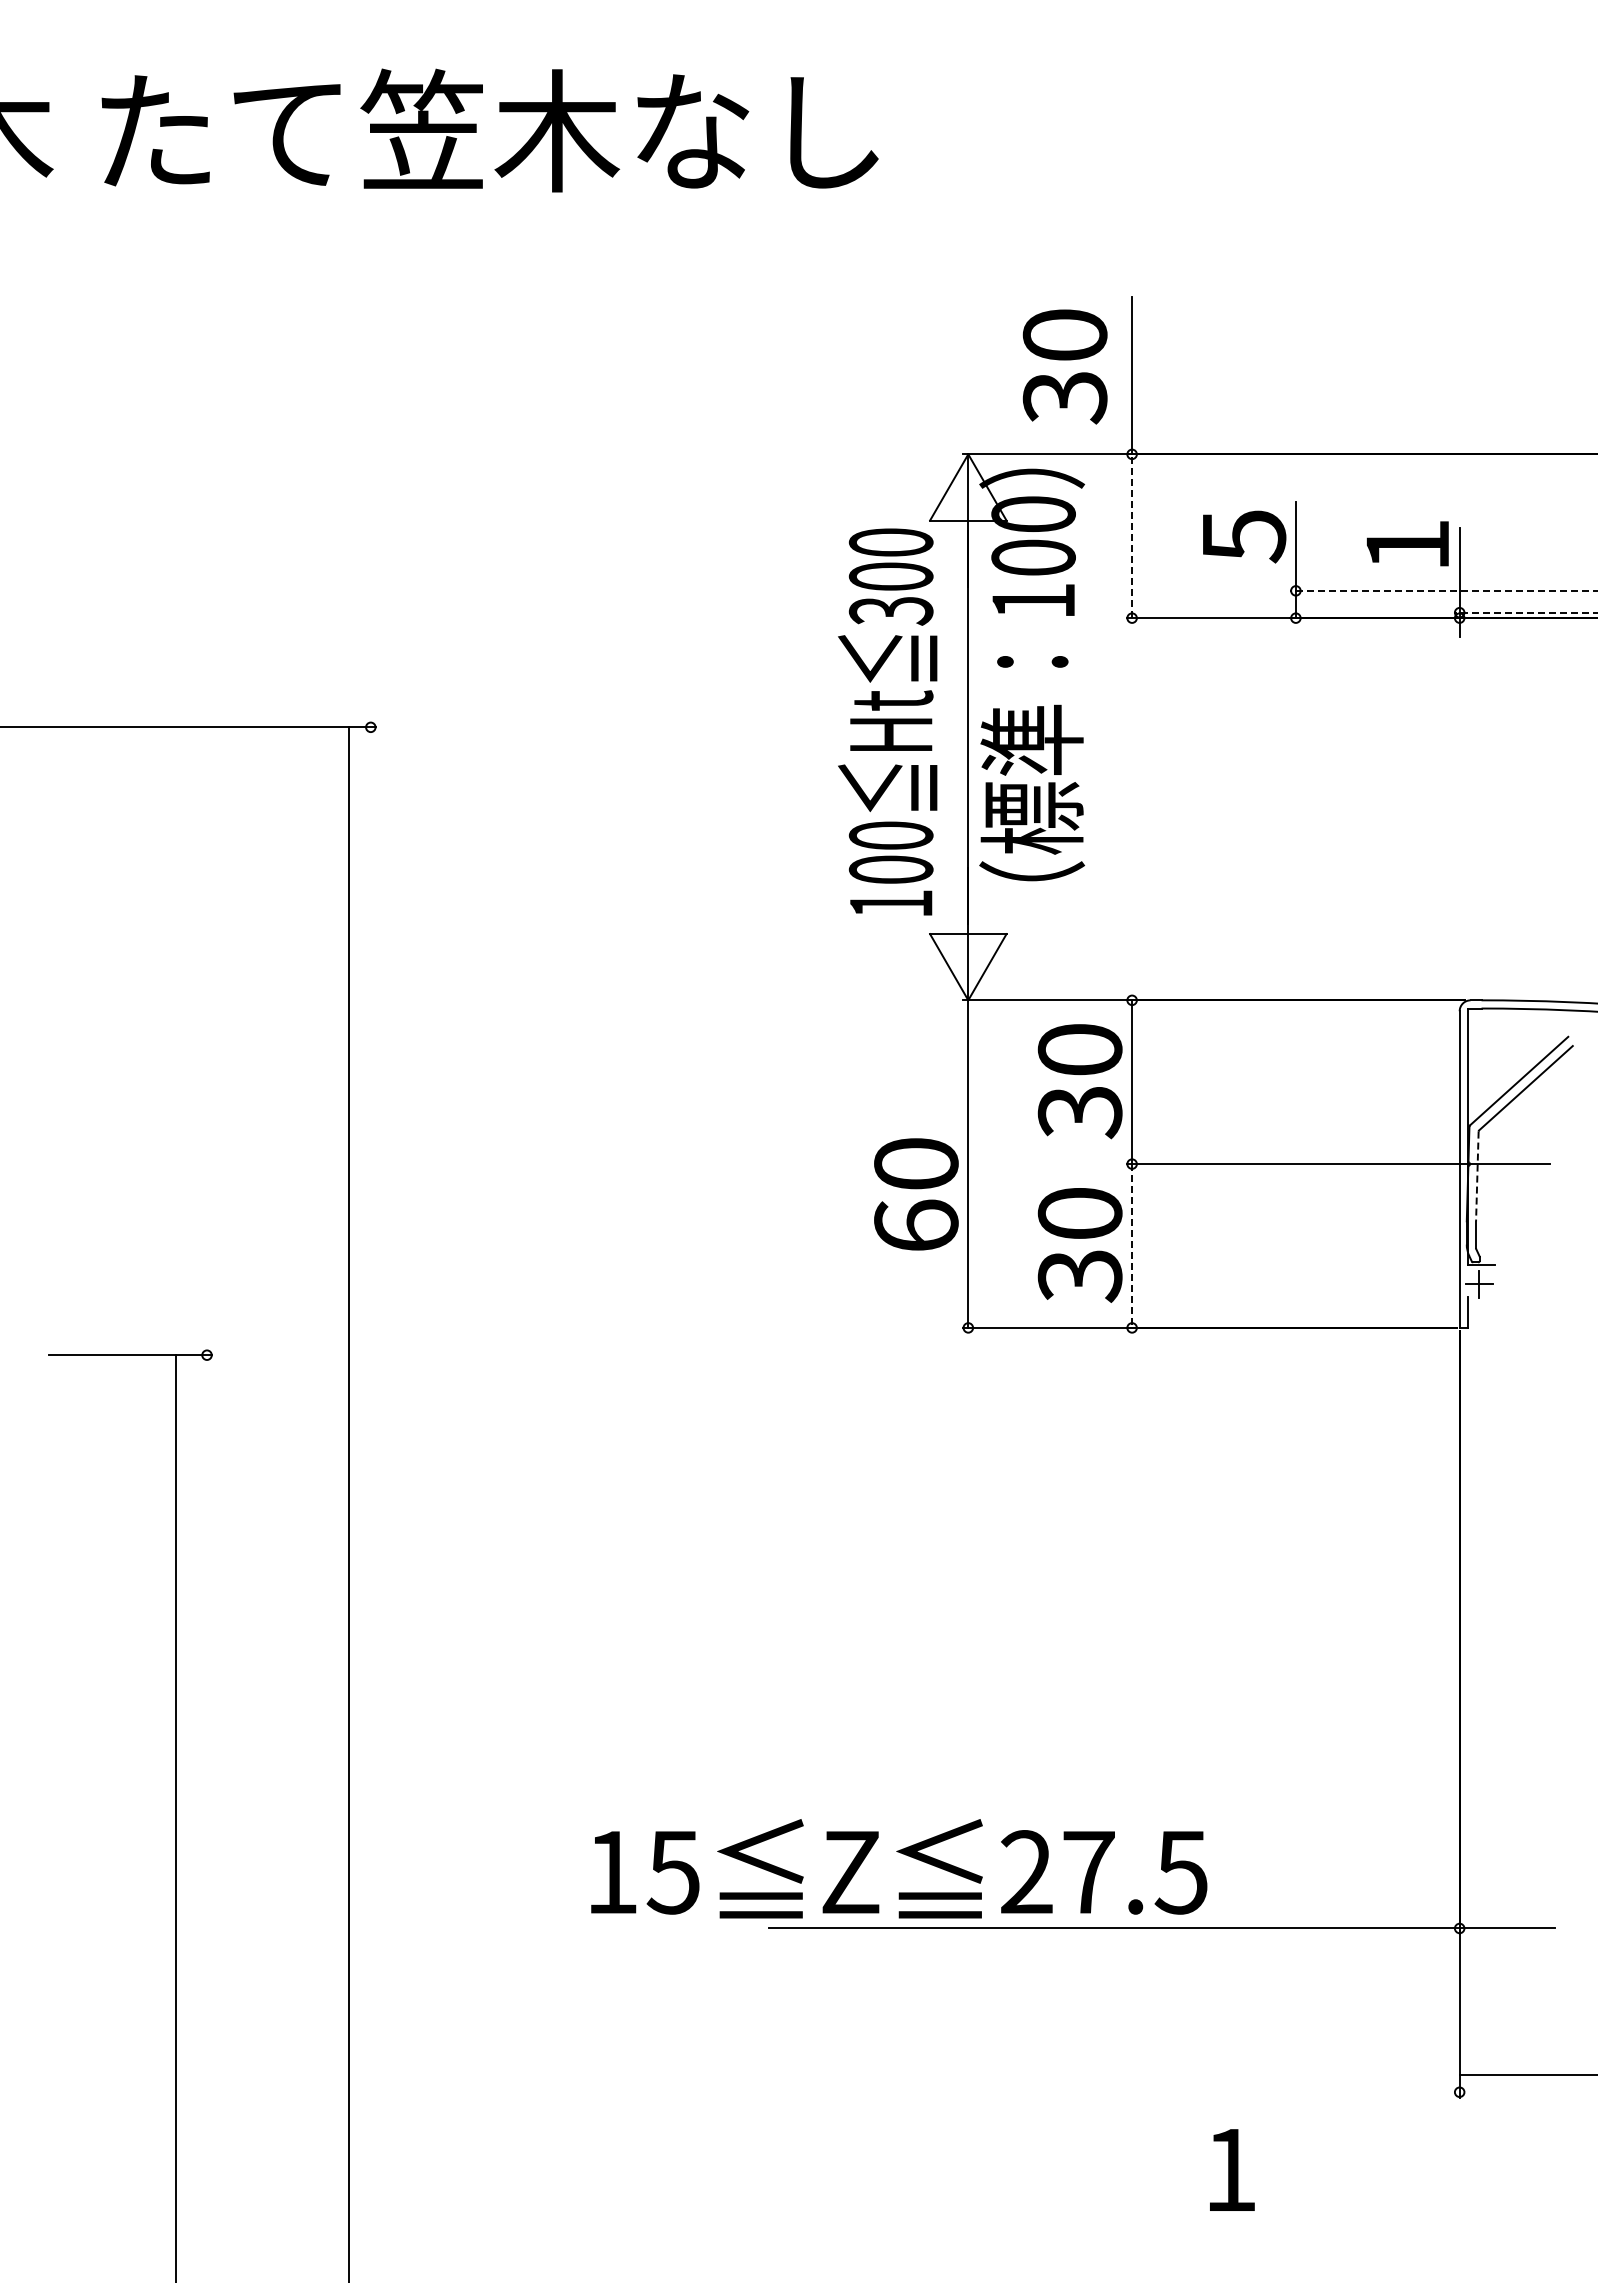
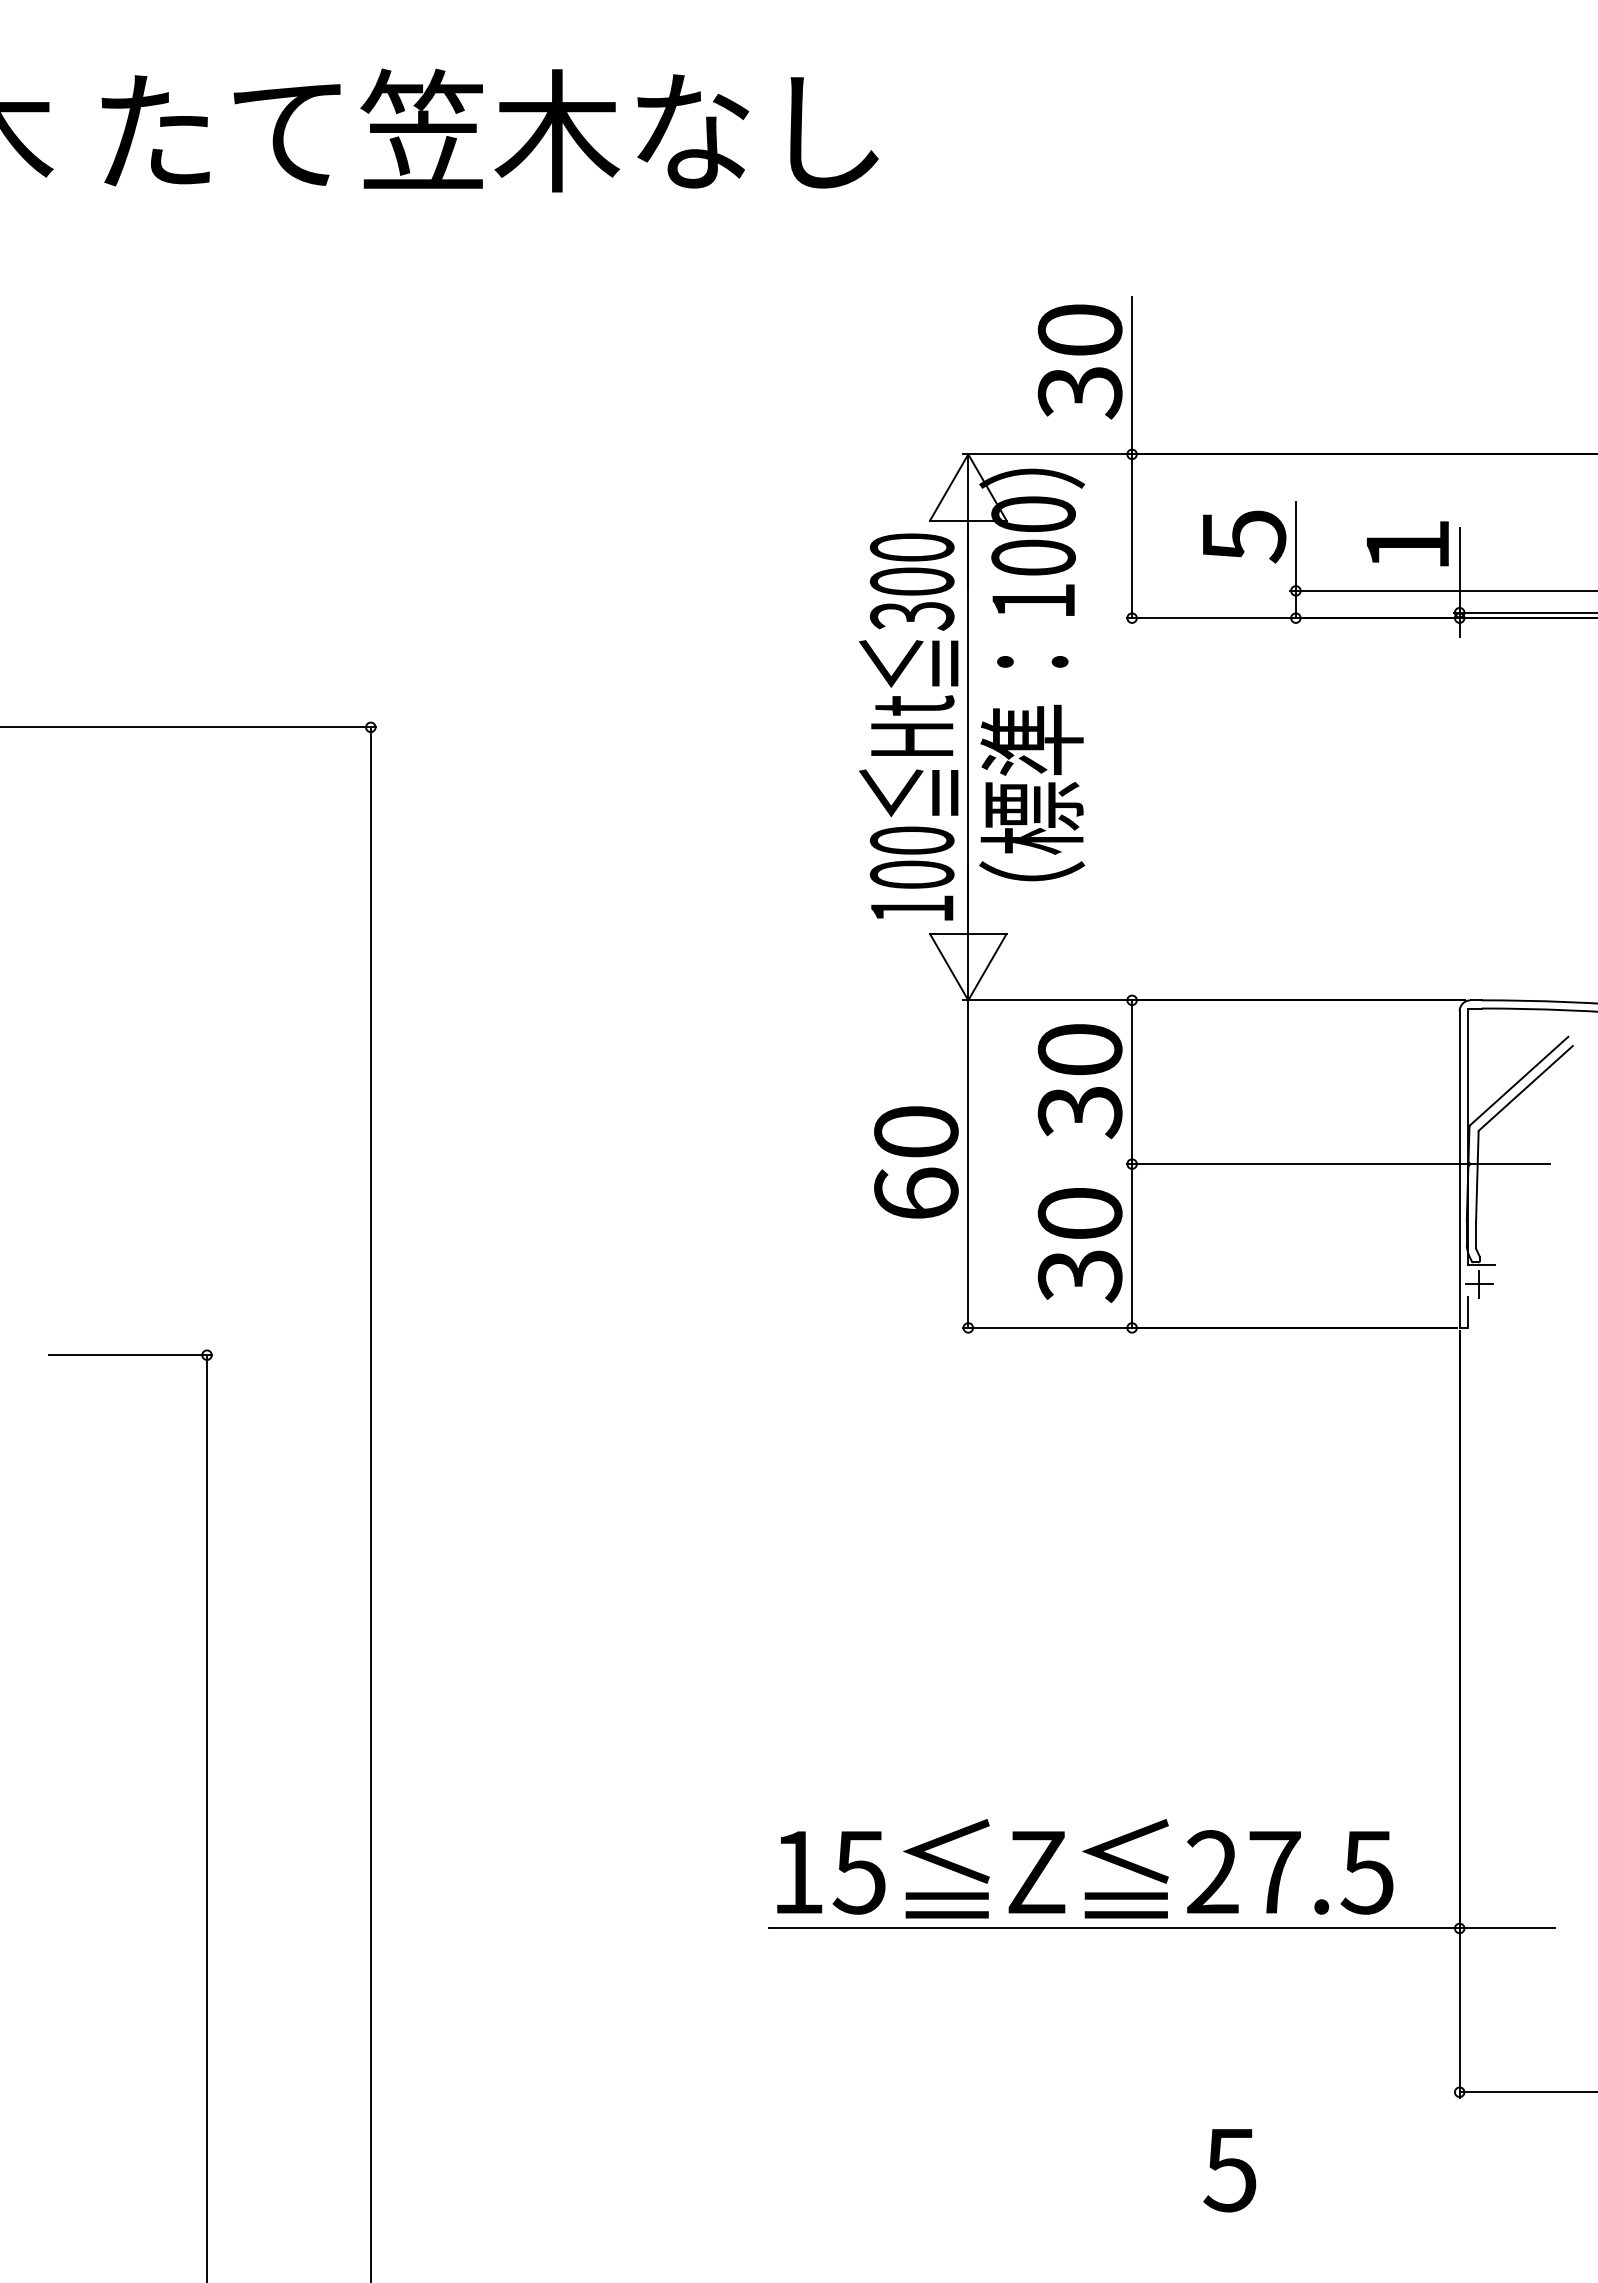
text position: (1064, 366) -> (1079, 361) (1079, 361)
line: dashed -> solid (1132, 536)
line: dashed -> solid (1443, 590)
line: dashed -> solid (1525, 612)
text position: (887, 721) -> (908, 726) (908, 726)
line: dashed -> solid (1477, 1177)
text position: (916, 1194) -> (916, 1162) (916, 1162)
line: dashed -> solid (1132, 1246)
line position: (348, 1503) -> (370, 1503) (370, 1503)
line position: (176, 1817) -> (207, 1817) (207, 1817)
text position: (899, 1868) -> (1085, 1868) (1085, 1868)
line position: (1526, 2075) -> (1526, 2092) (1526, 2092)
text: 1 -> 5 (1229, 2170)
